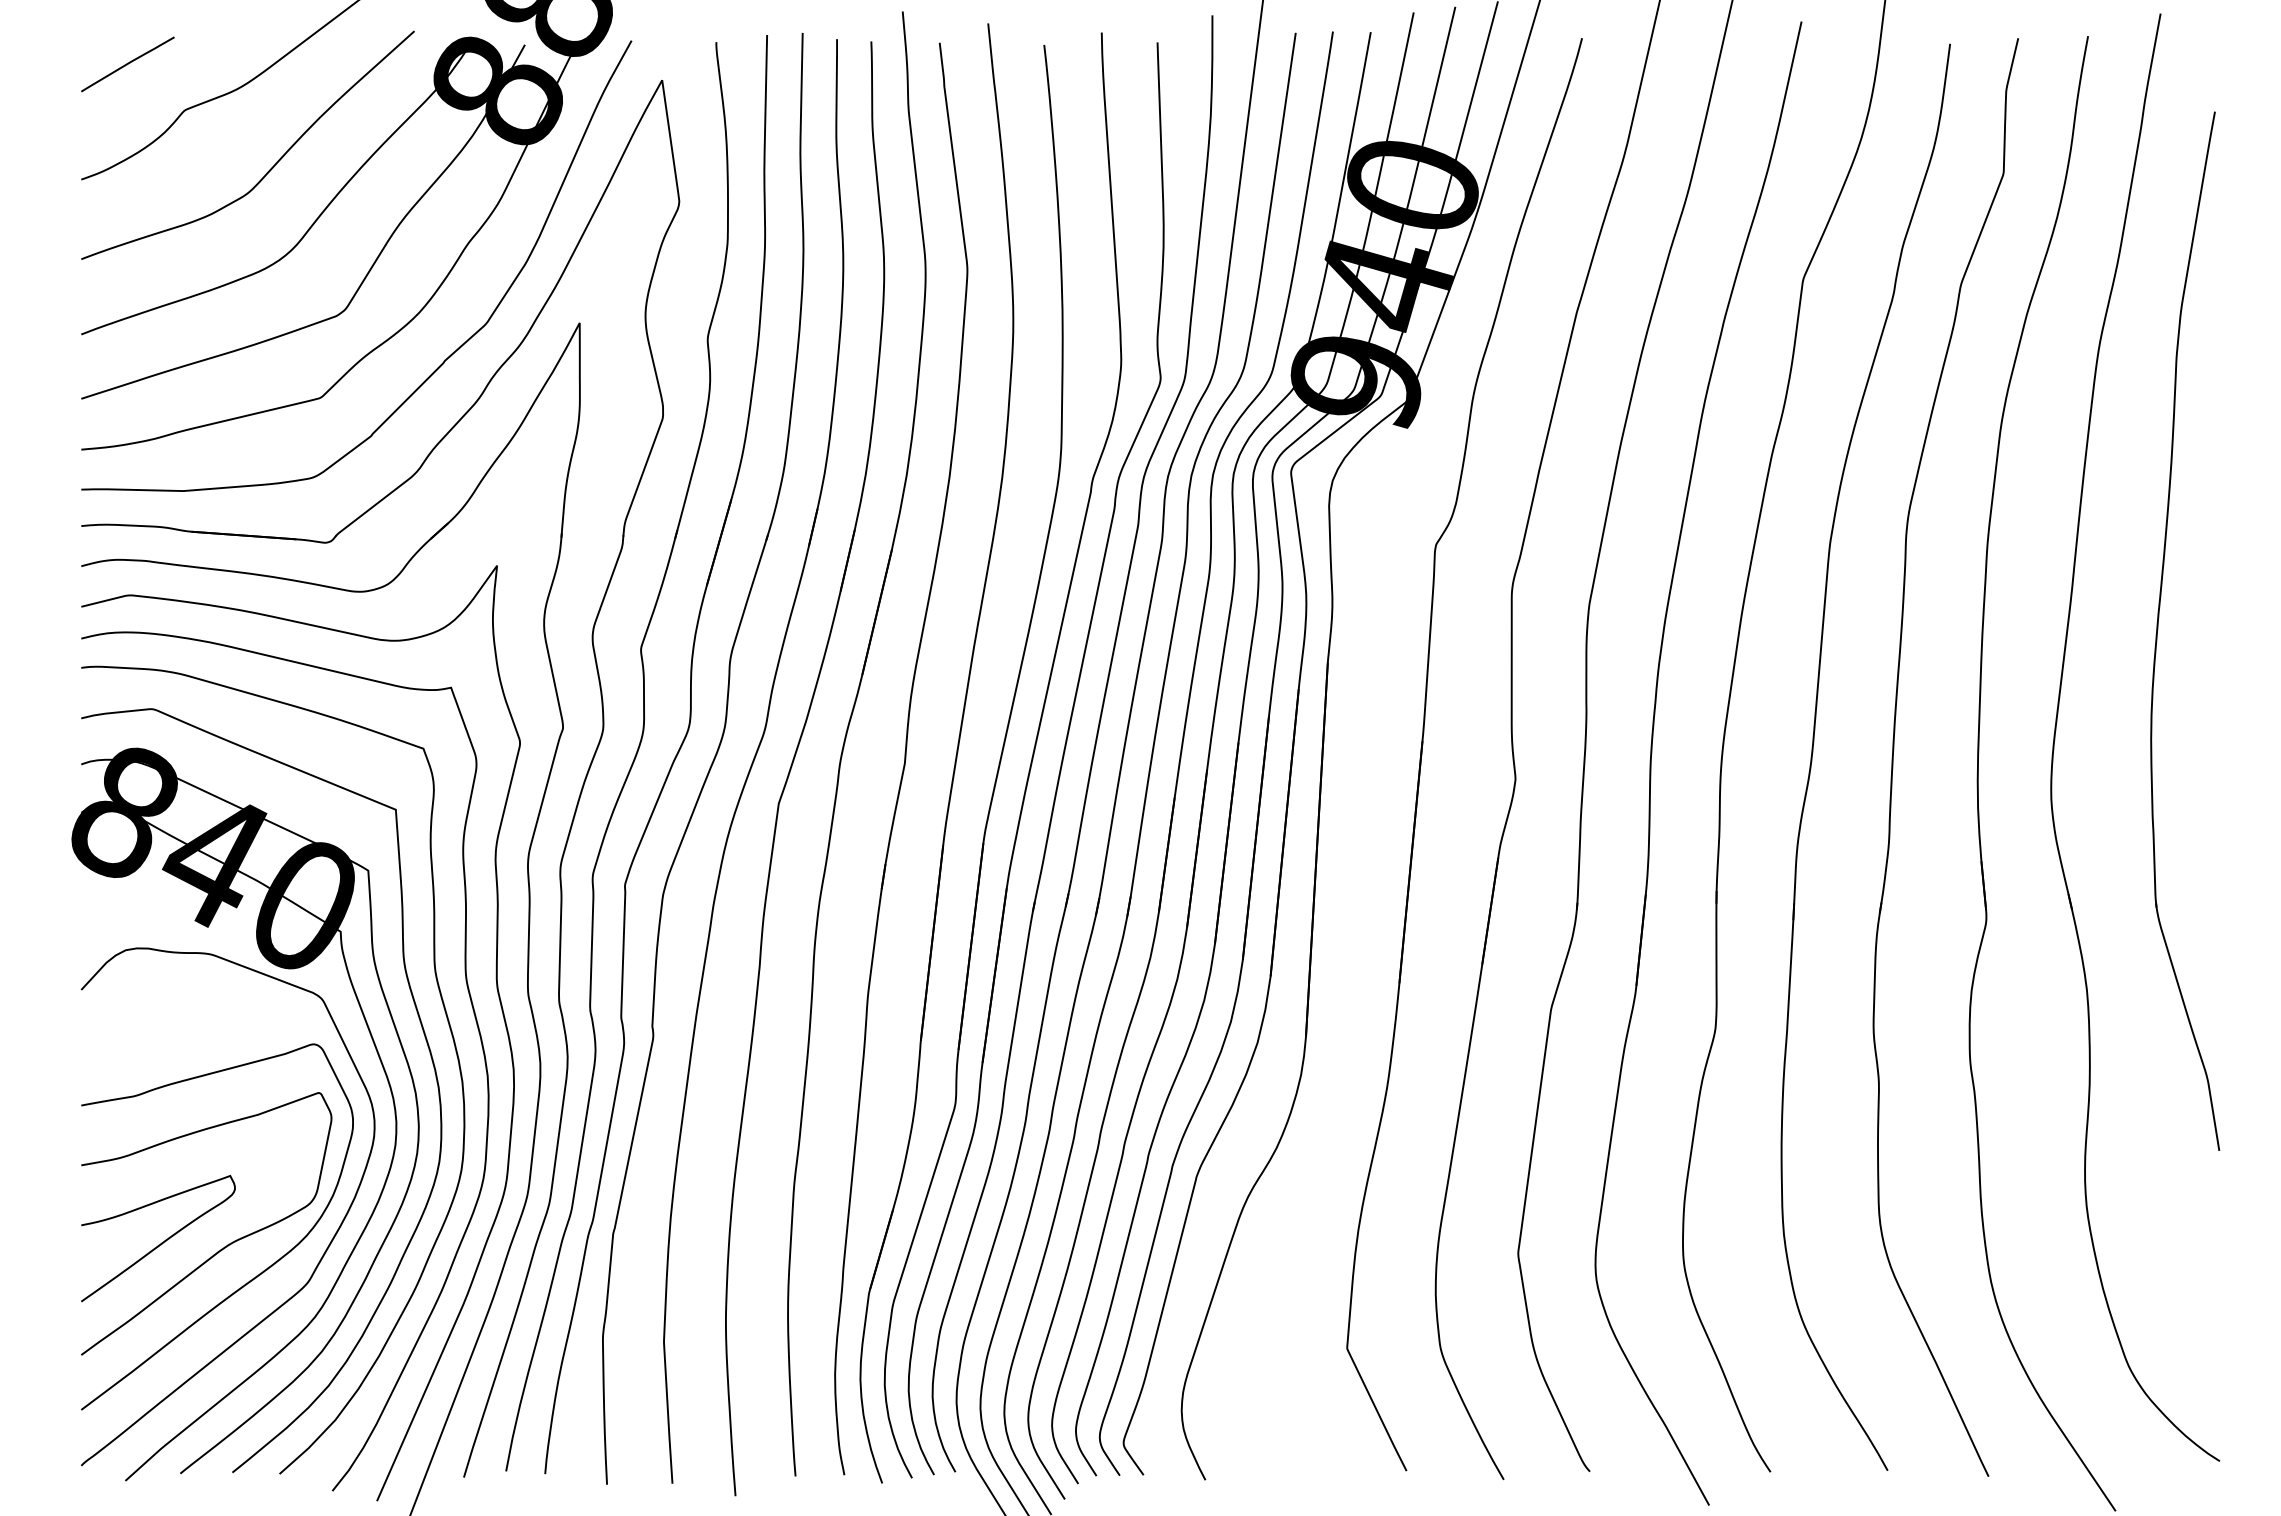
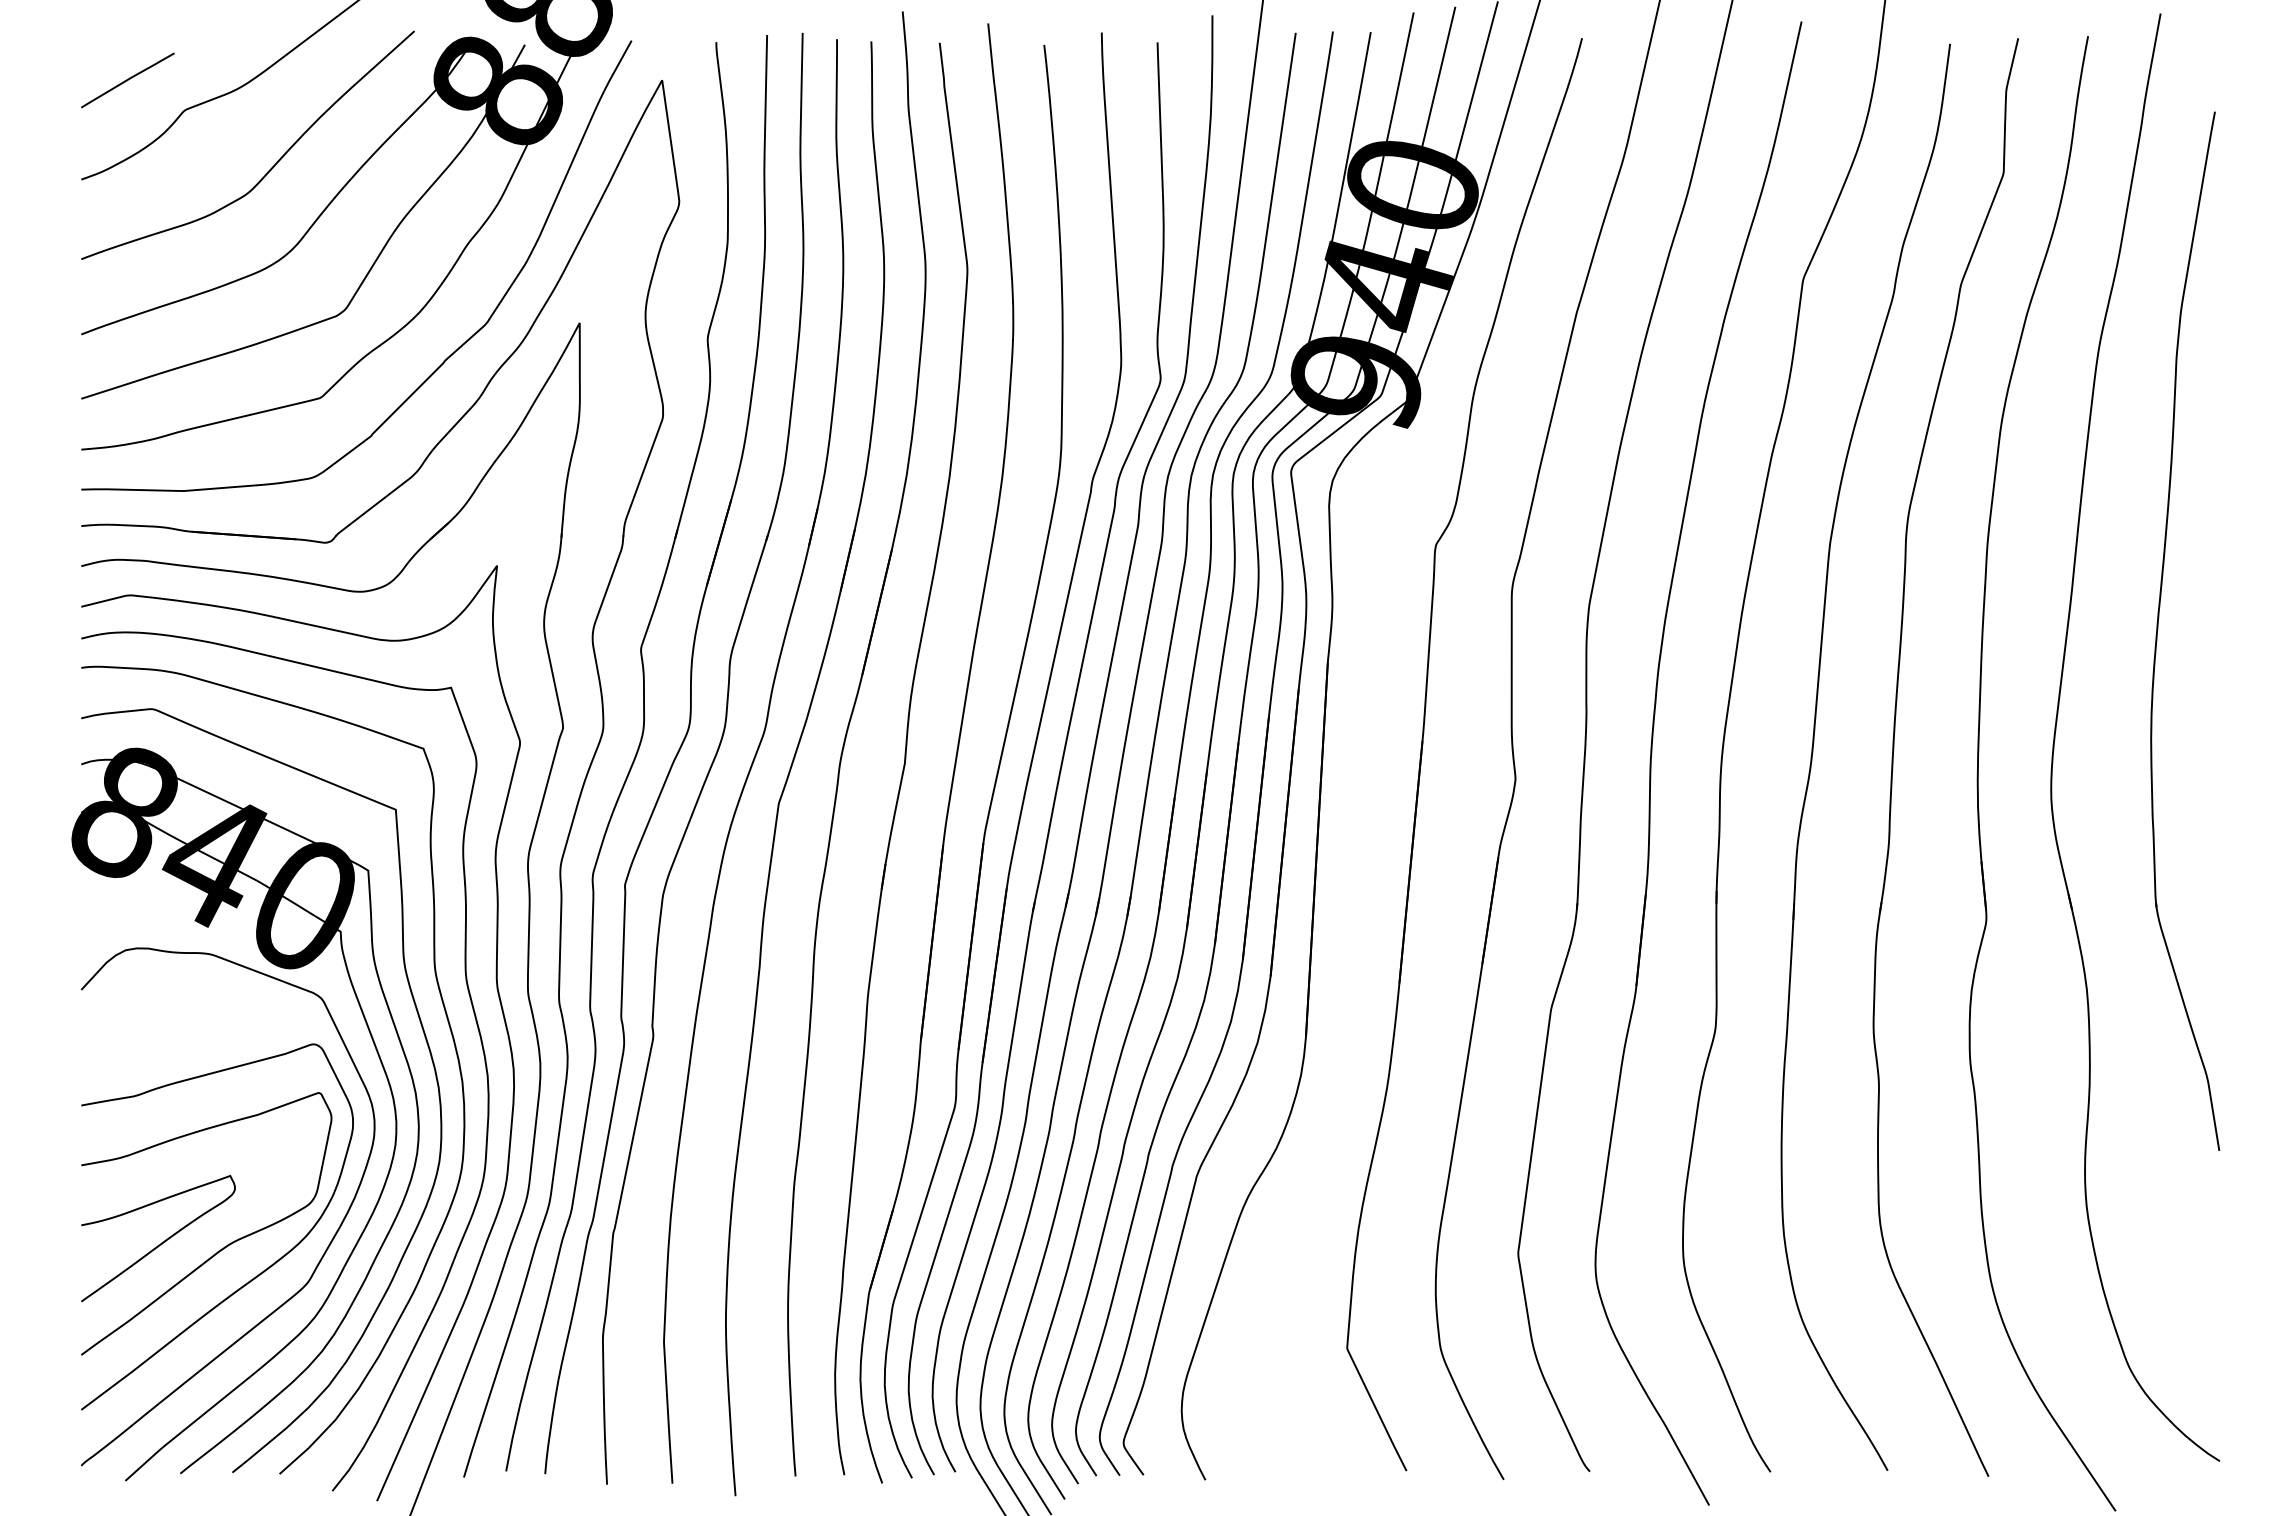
line position: (127, 64) -> (127, 80) (127, 80)
